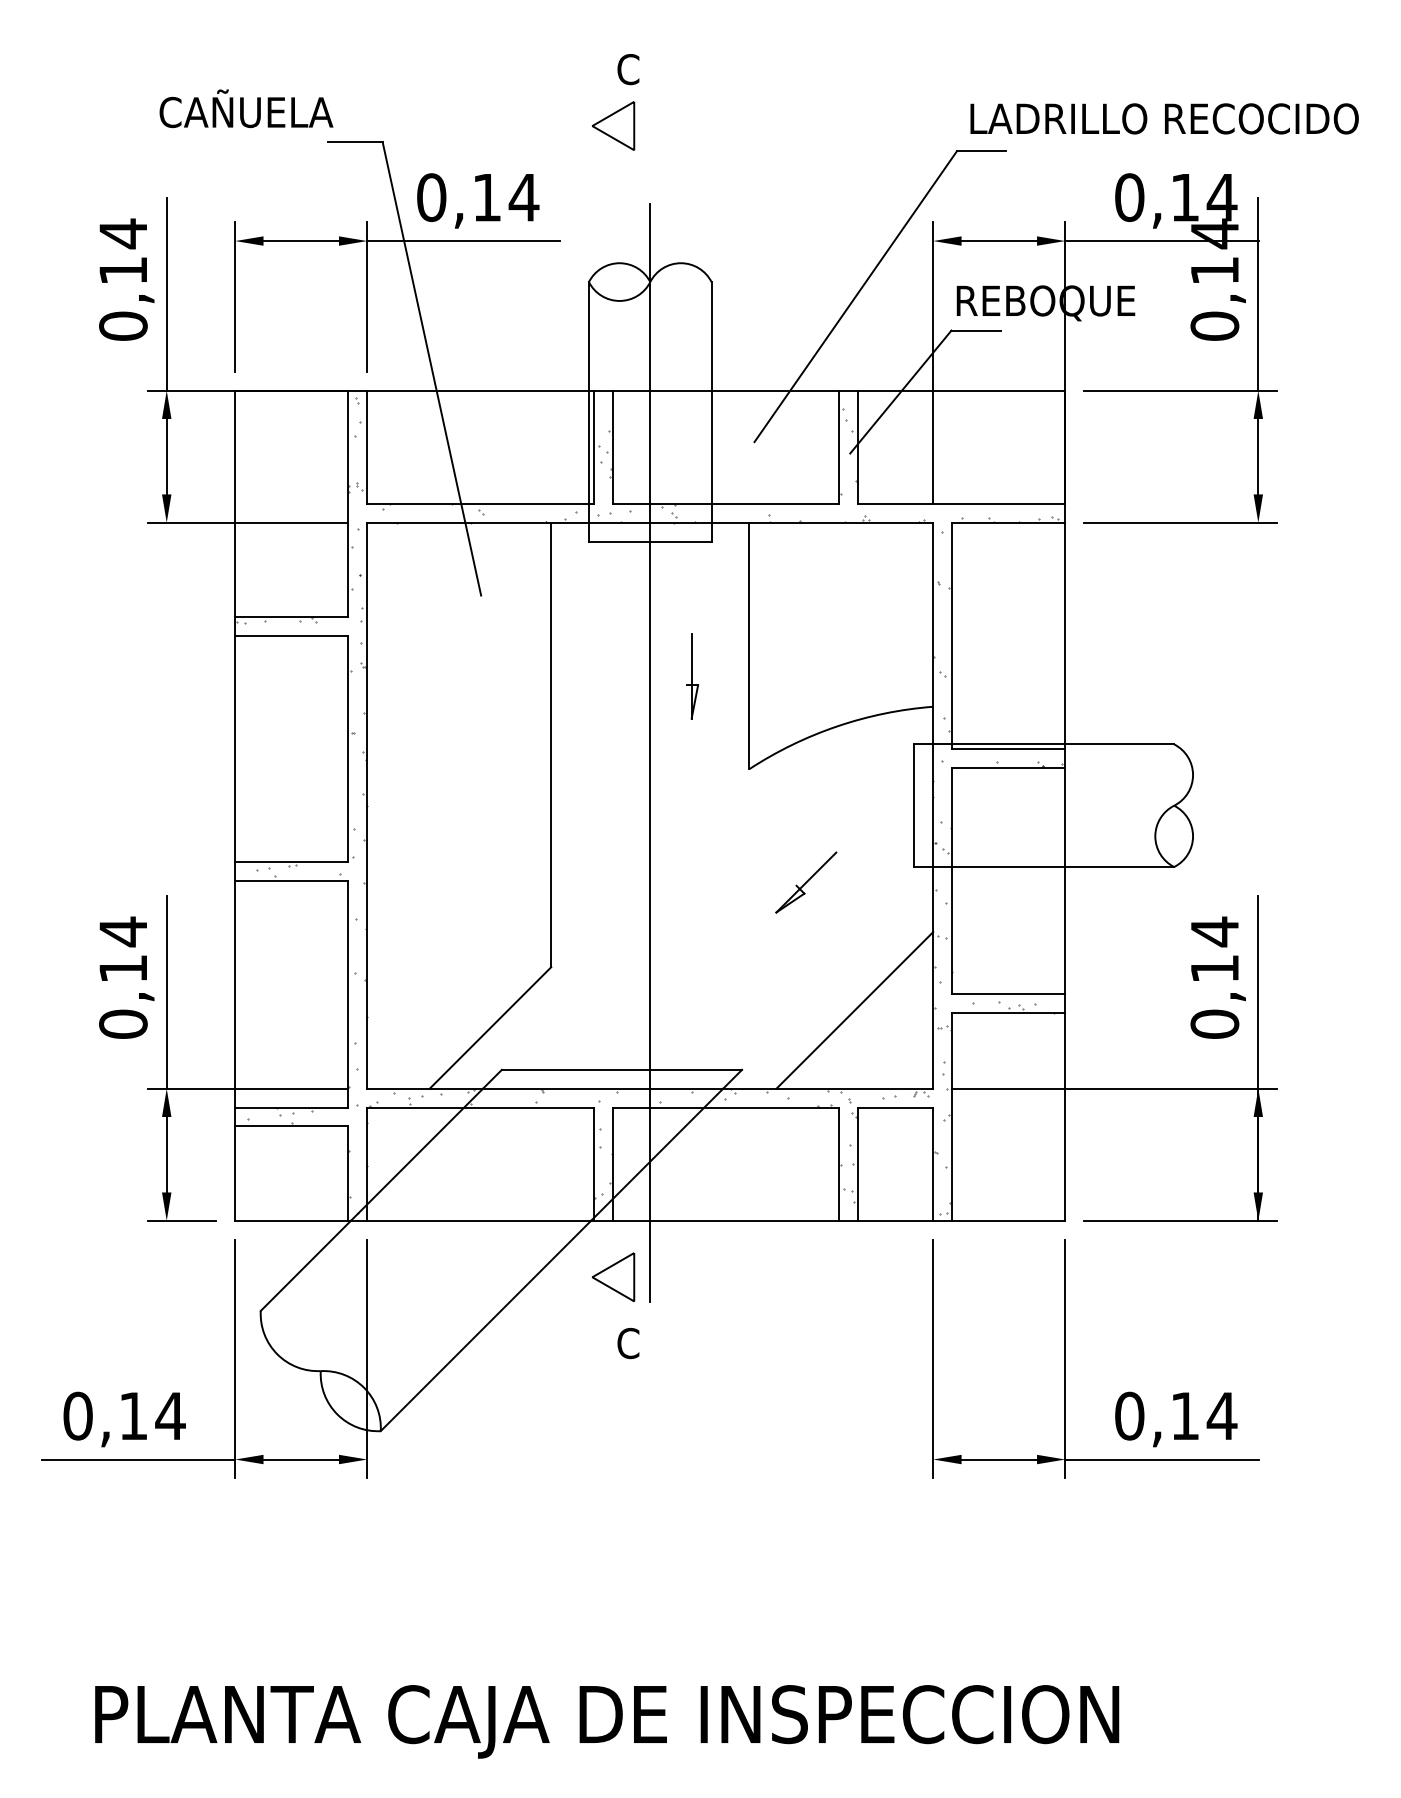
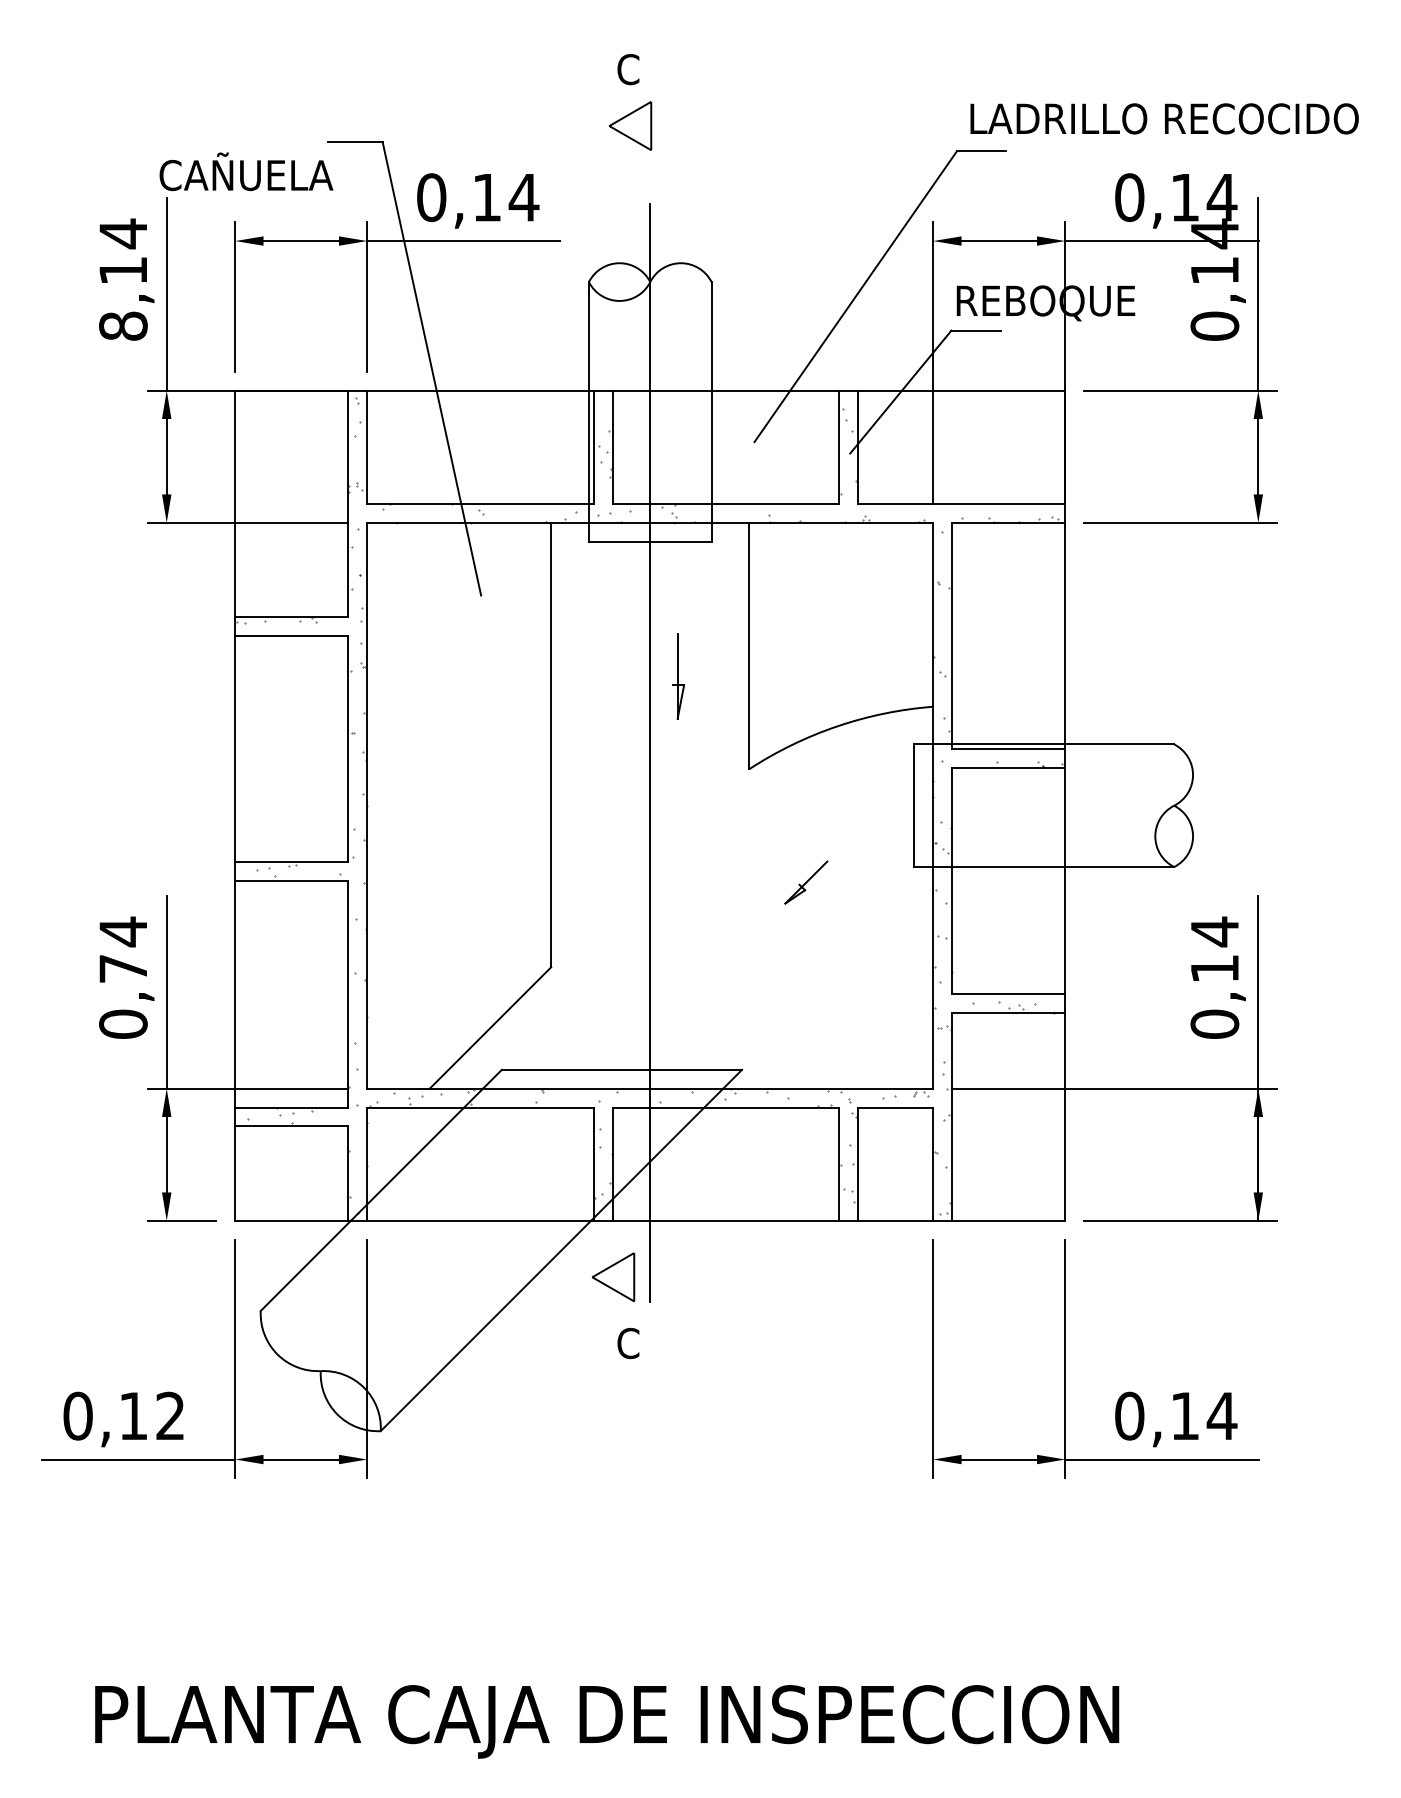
text position: (246, 108) -> (246, 171) (246, 171)
part position: (613, 125) -> (630, 125) (630, 125)
text: 0,14 -> 8,14 (123, 325)
part position: (692, 676) -> (678, 676) (678, 676)
part size: 63x63 px -> 45x45 px (806, 882)
text: 0,14 -> 0,74 (122, 968)
line: present -> none (854, 1010)
text: 0,14 -> 0,12 (170, 1415)
